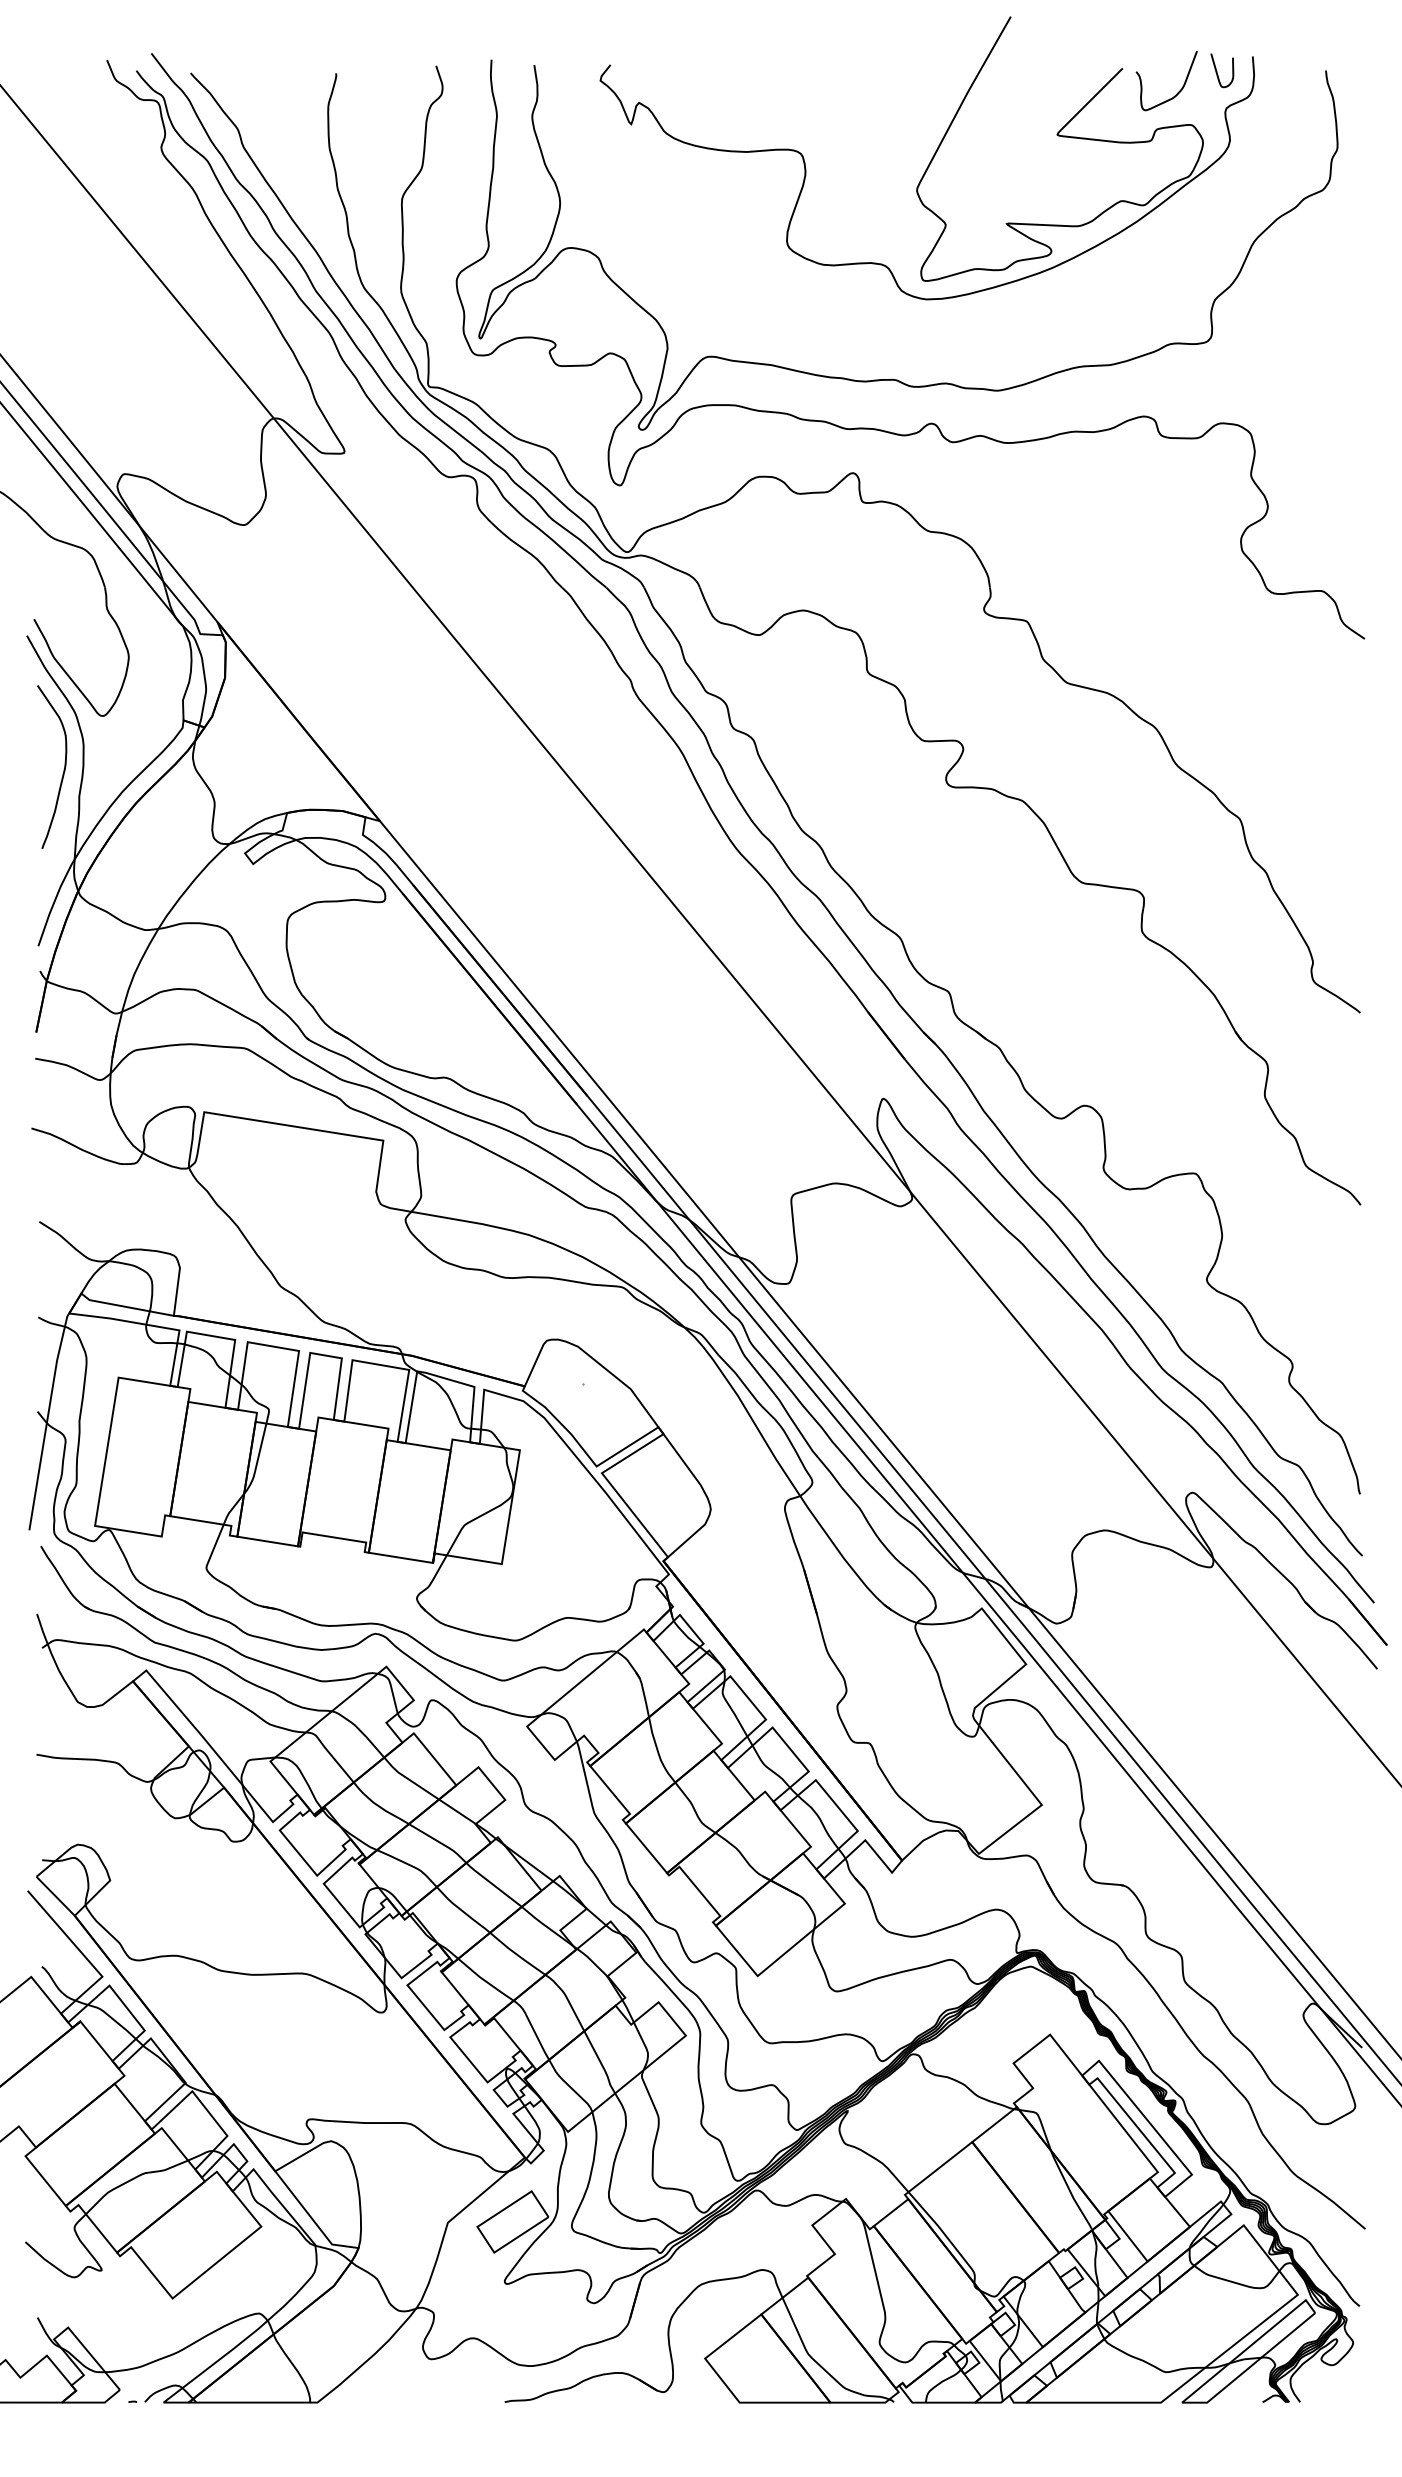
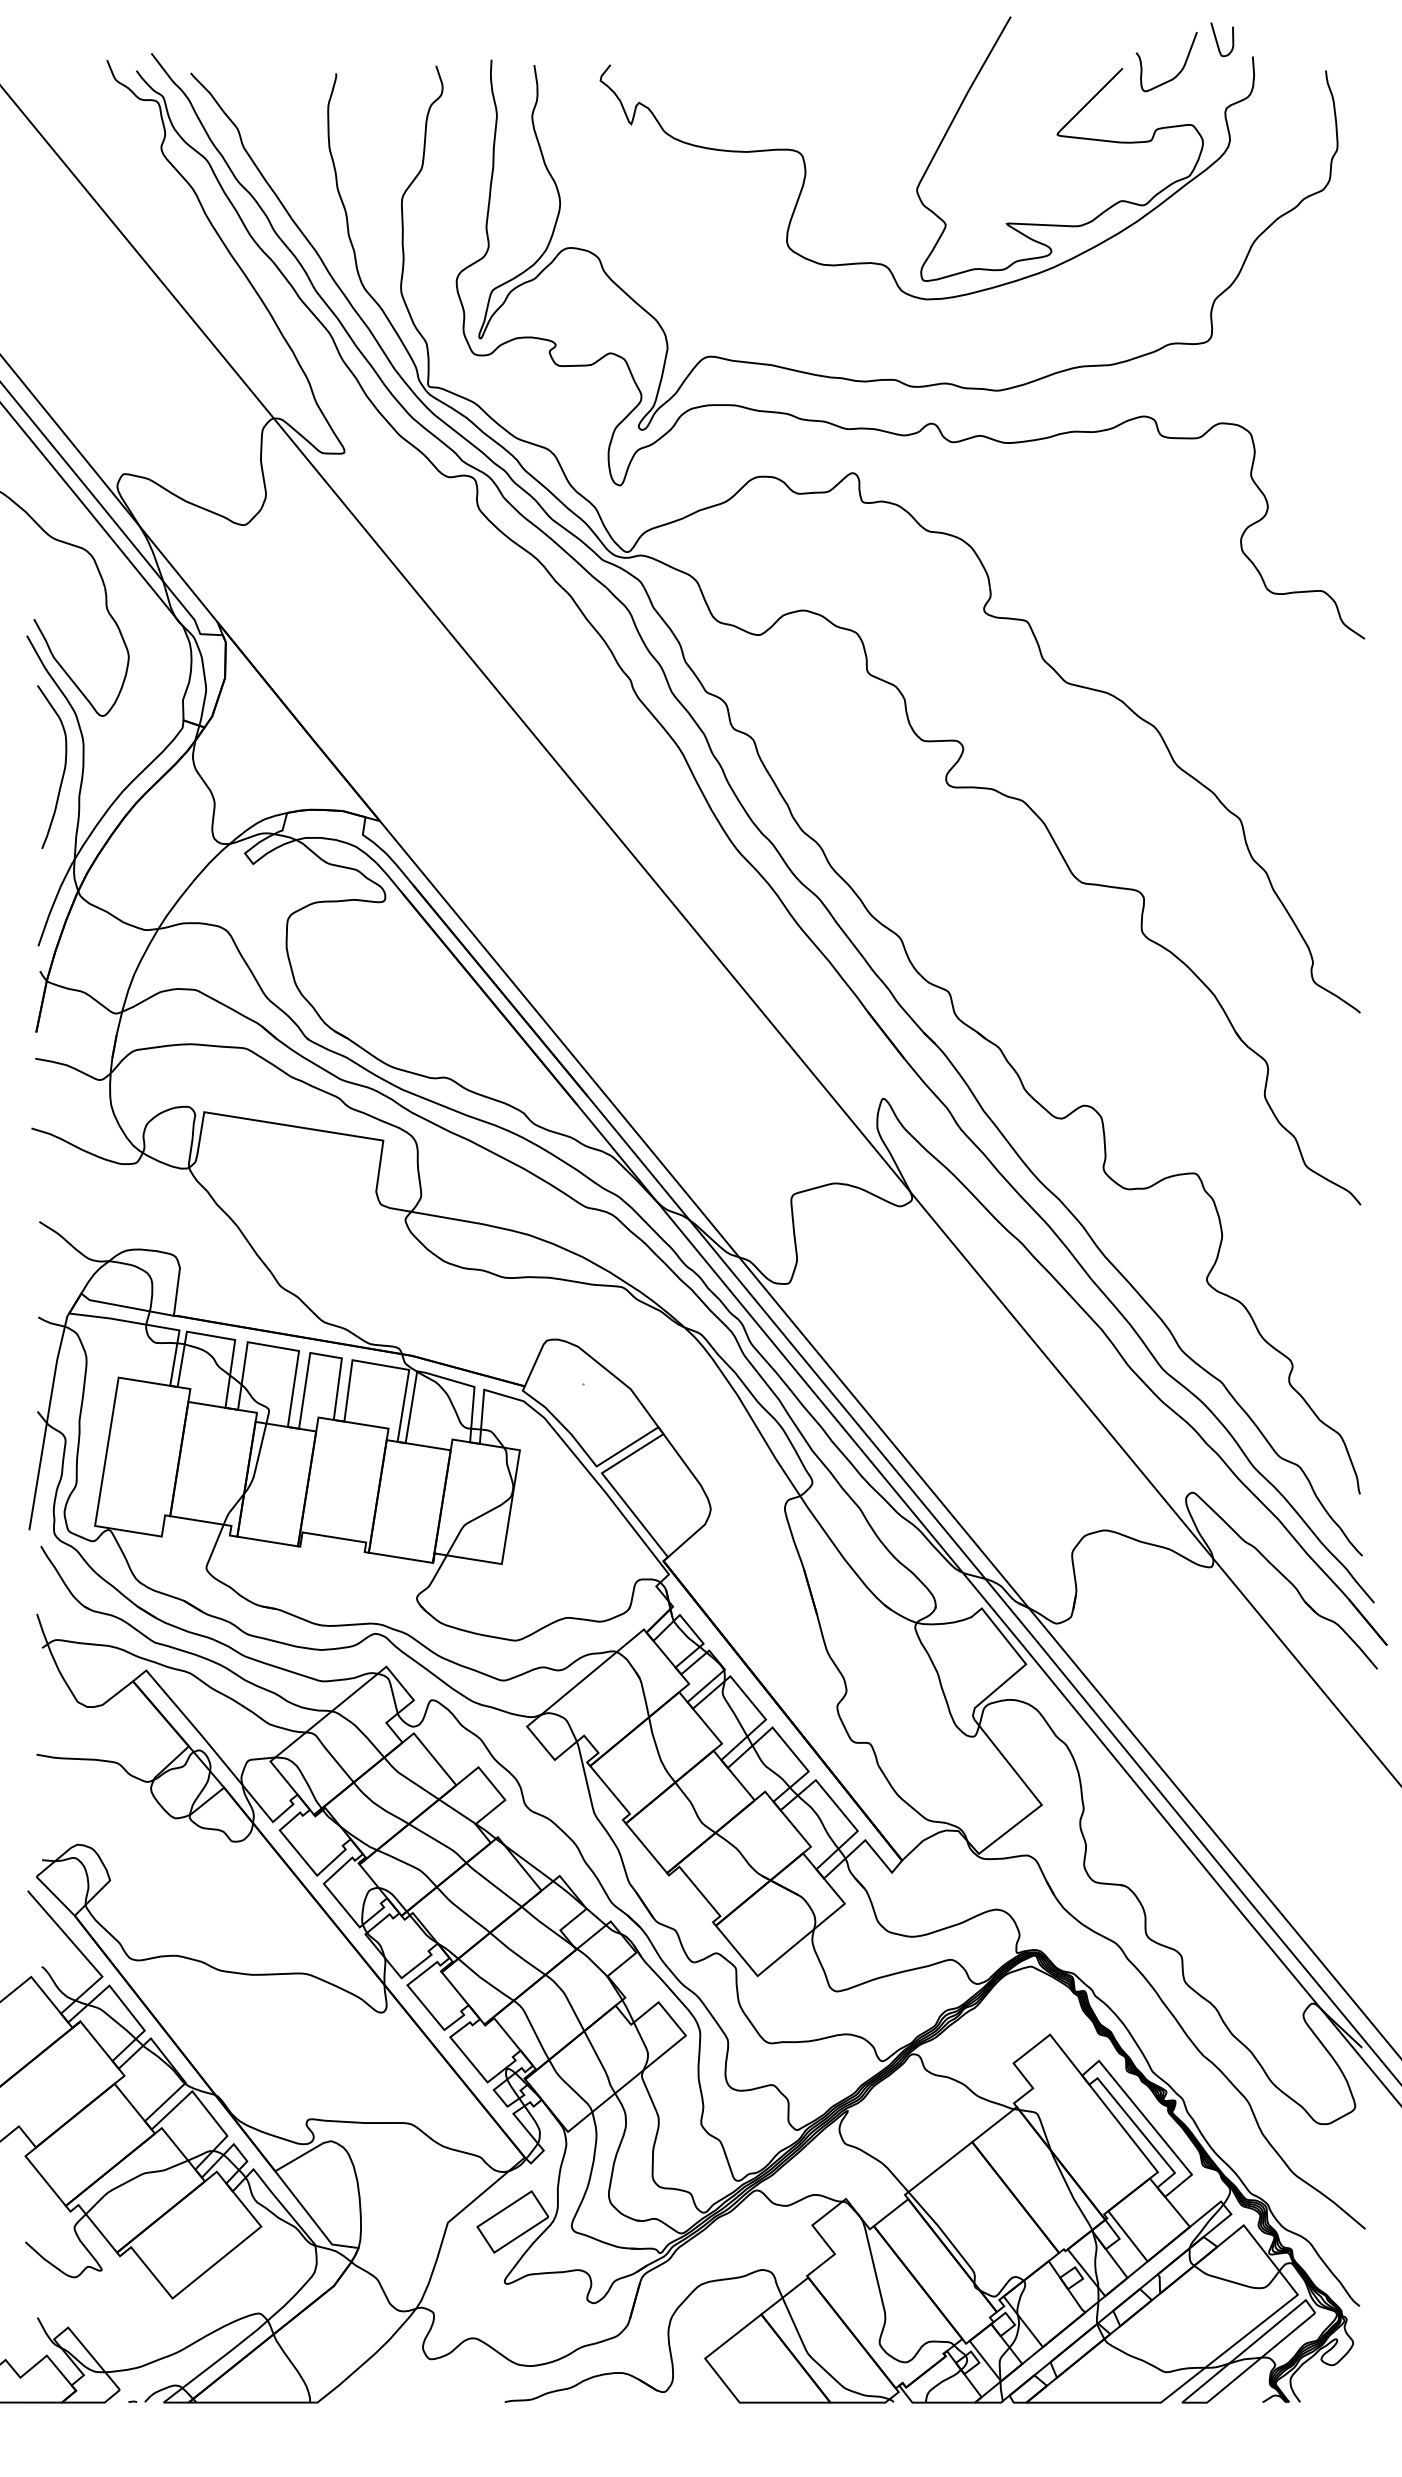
curve position: (1217, 71) -> (1217, 40) (1217, 40)
curve position: (1177, 92) -> (1177, 73) (1177, 73)
